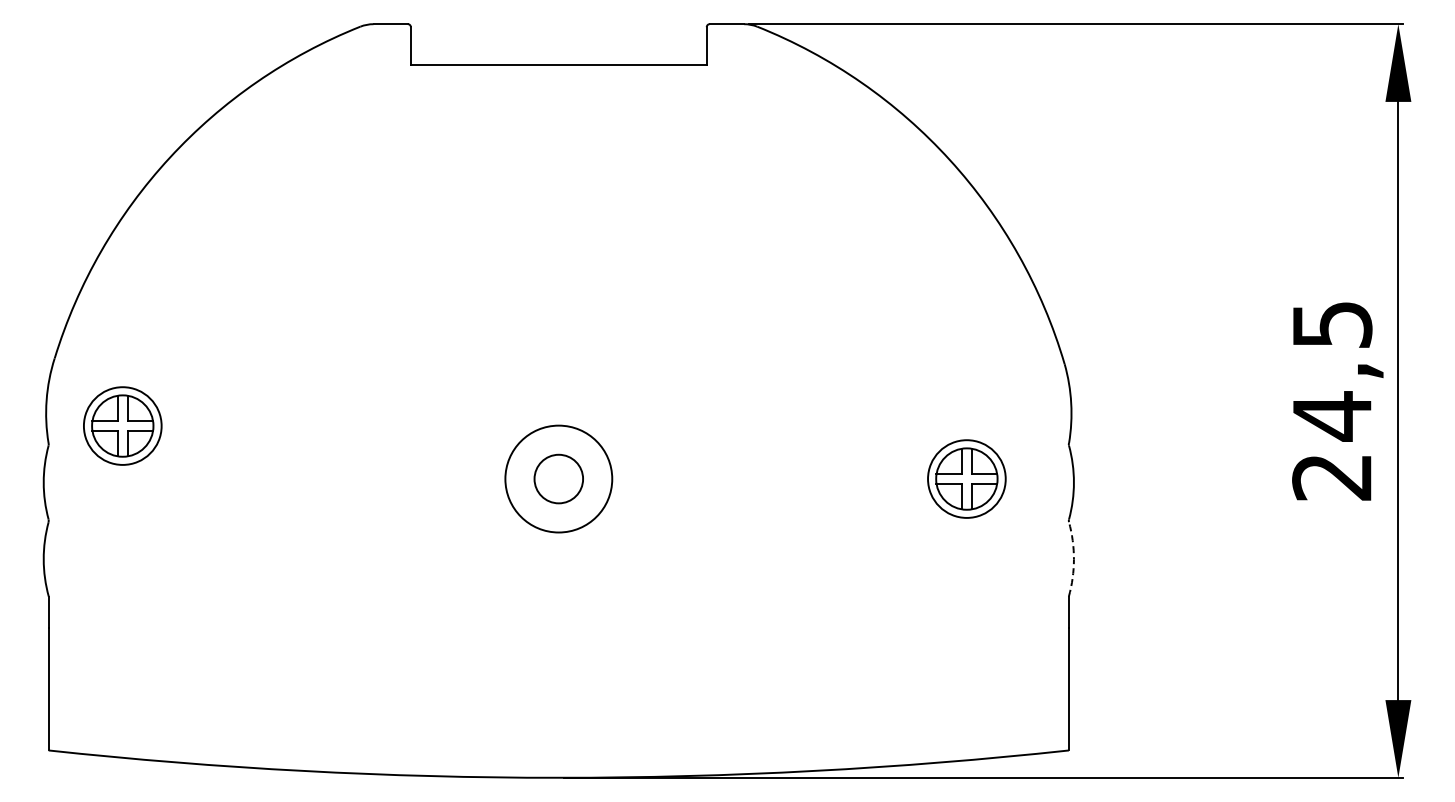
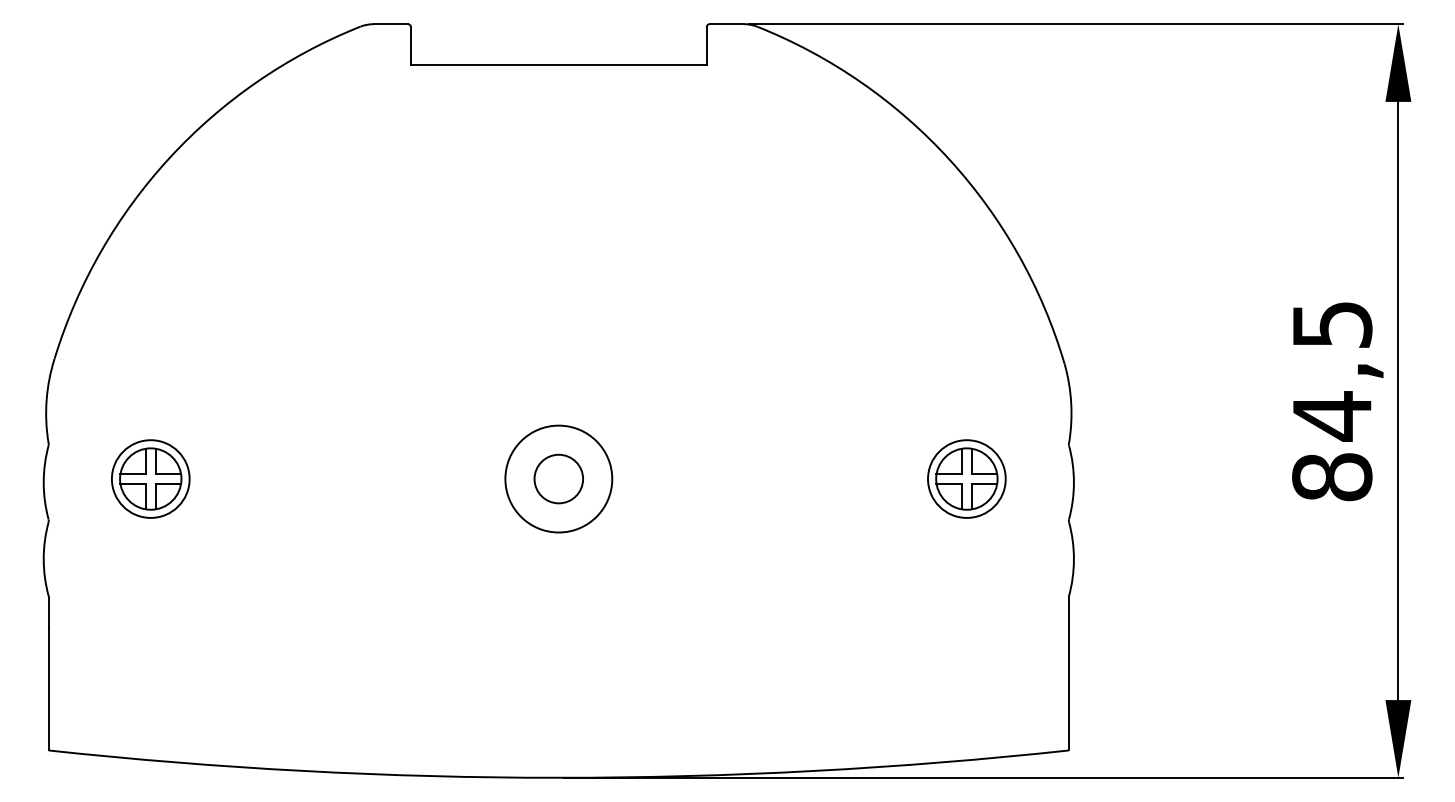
part position: (122, 425) -> (150, 478) (150, 478)
text: 24,5 -> 84,5 (1332, 477)
arc: dashed -> solid (1073, 559)
